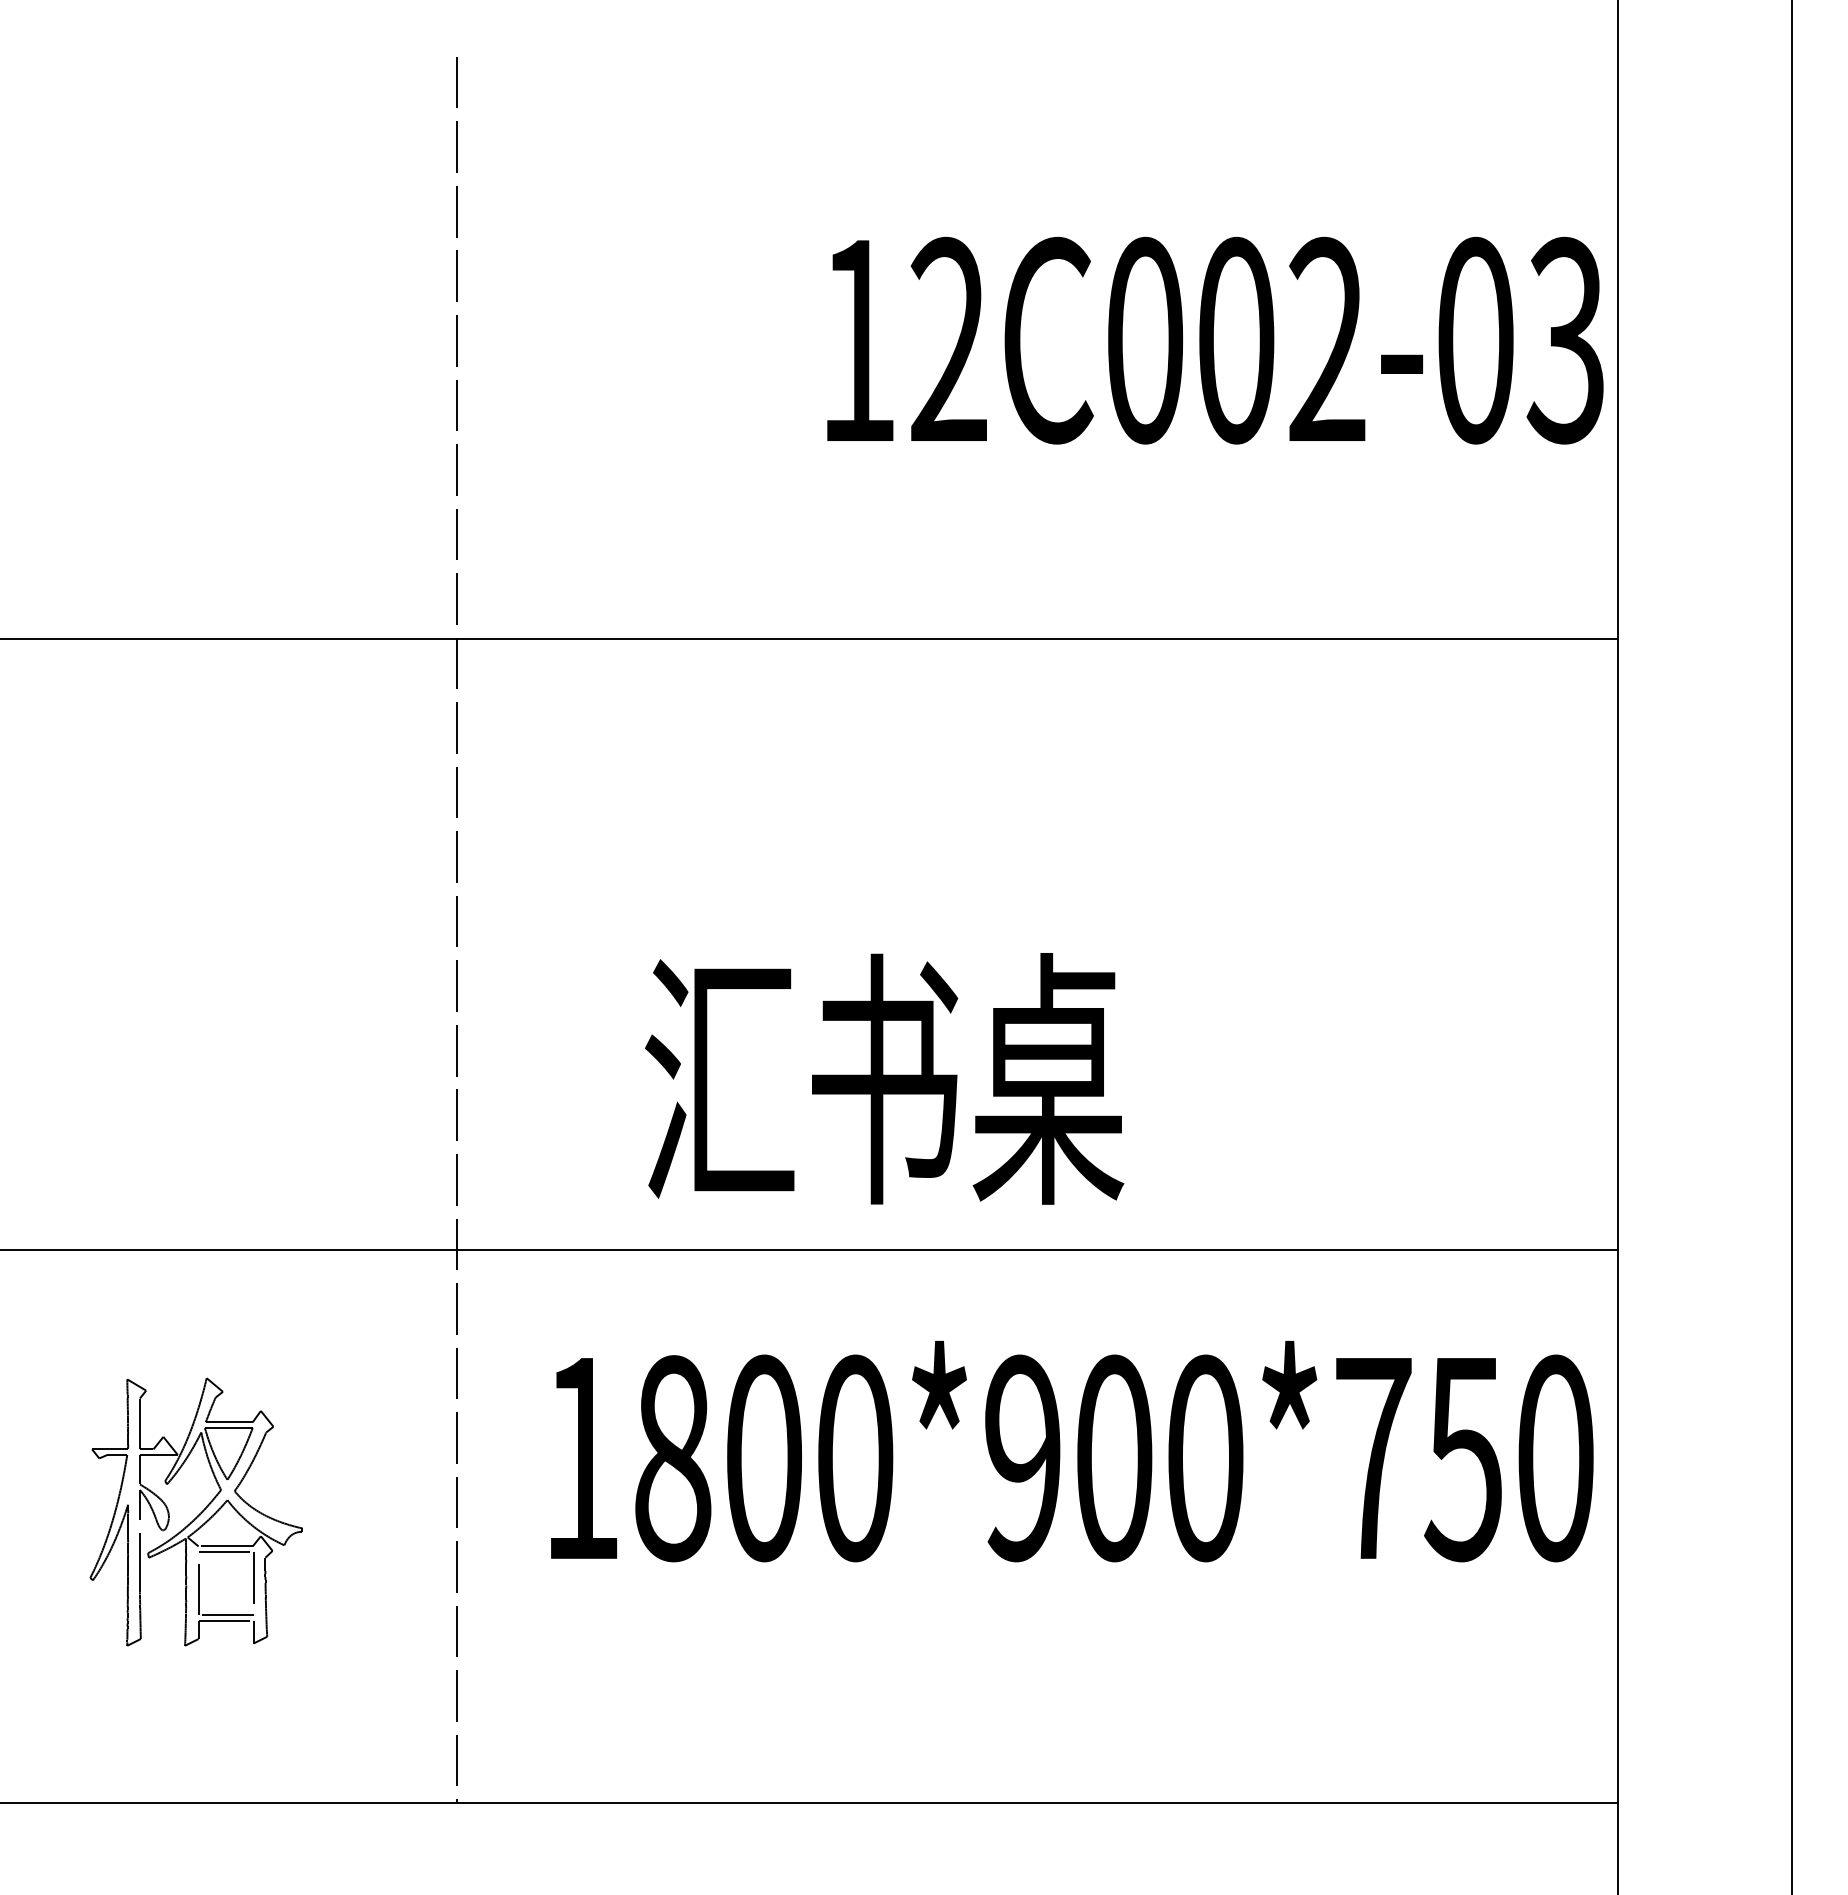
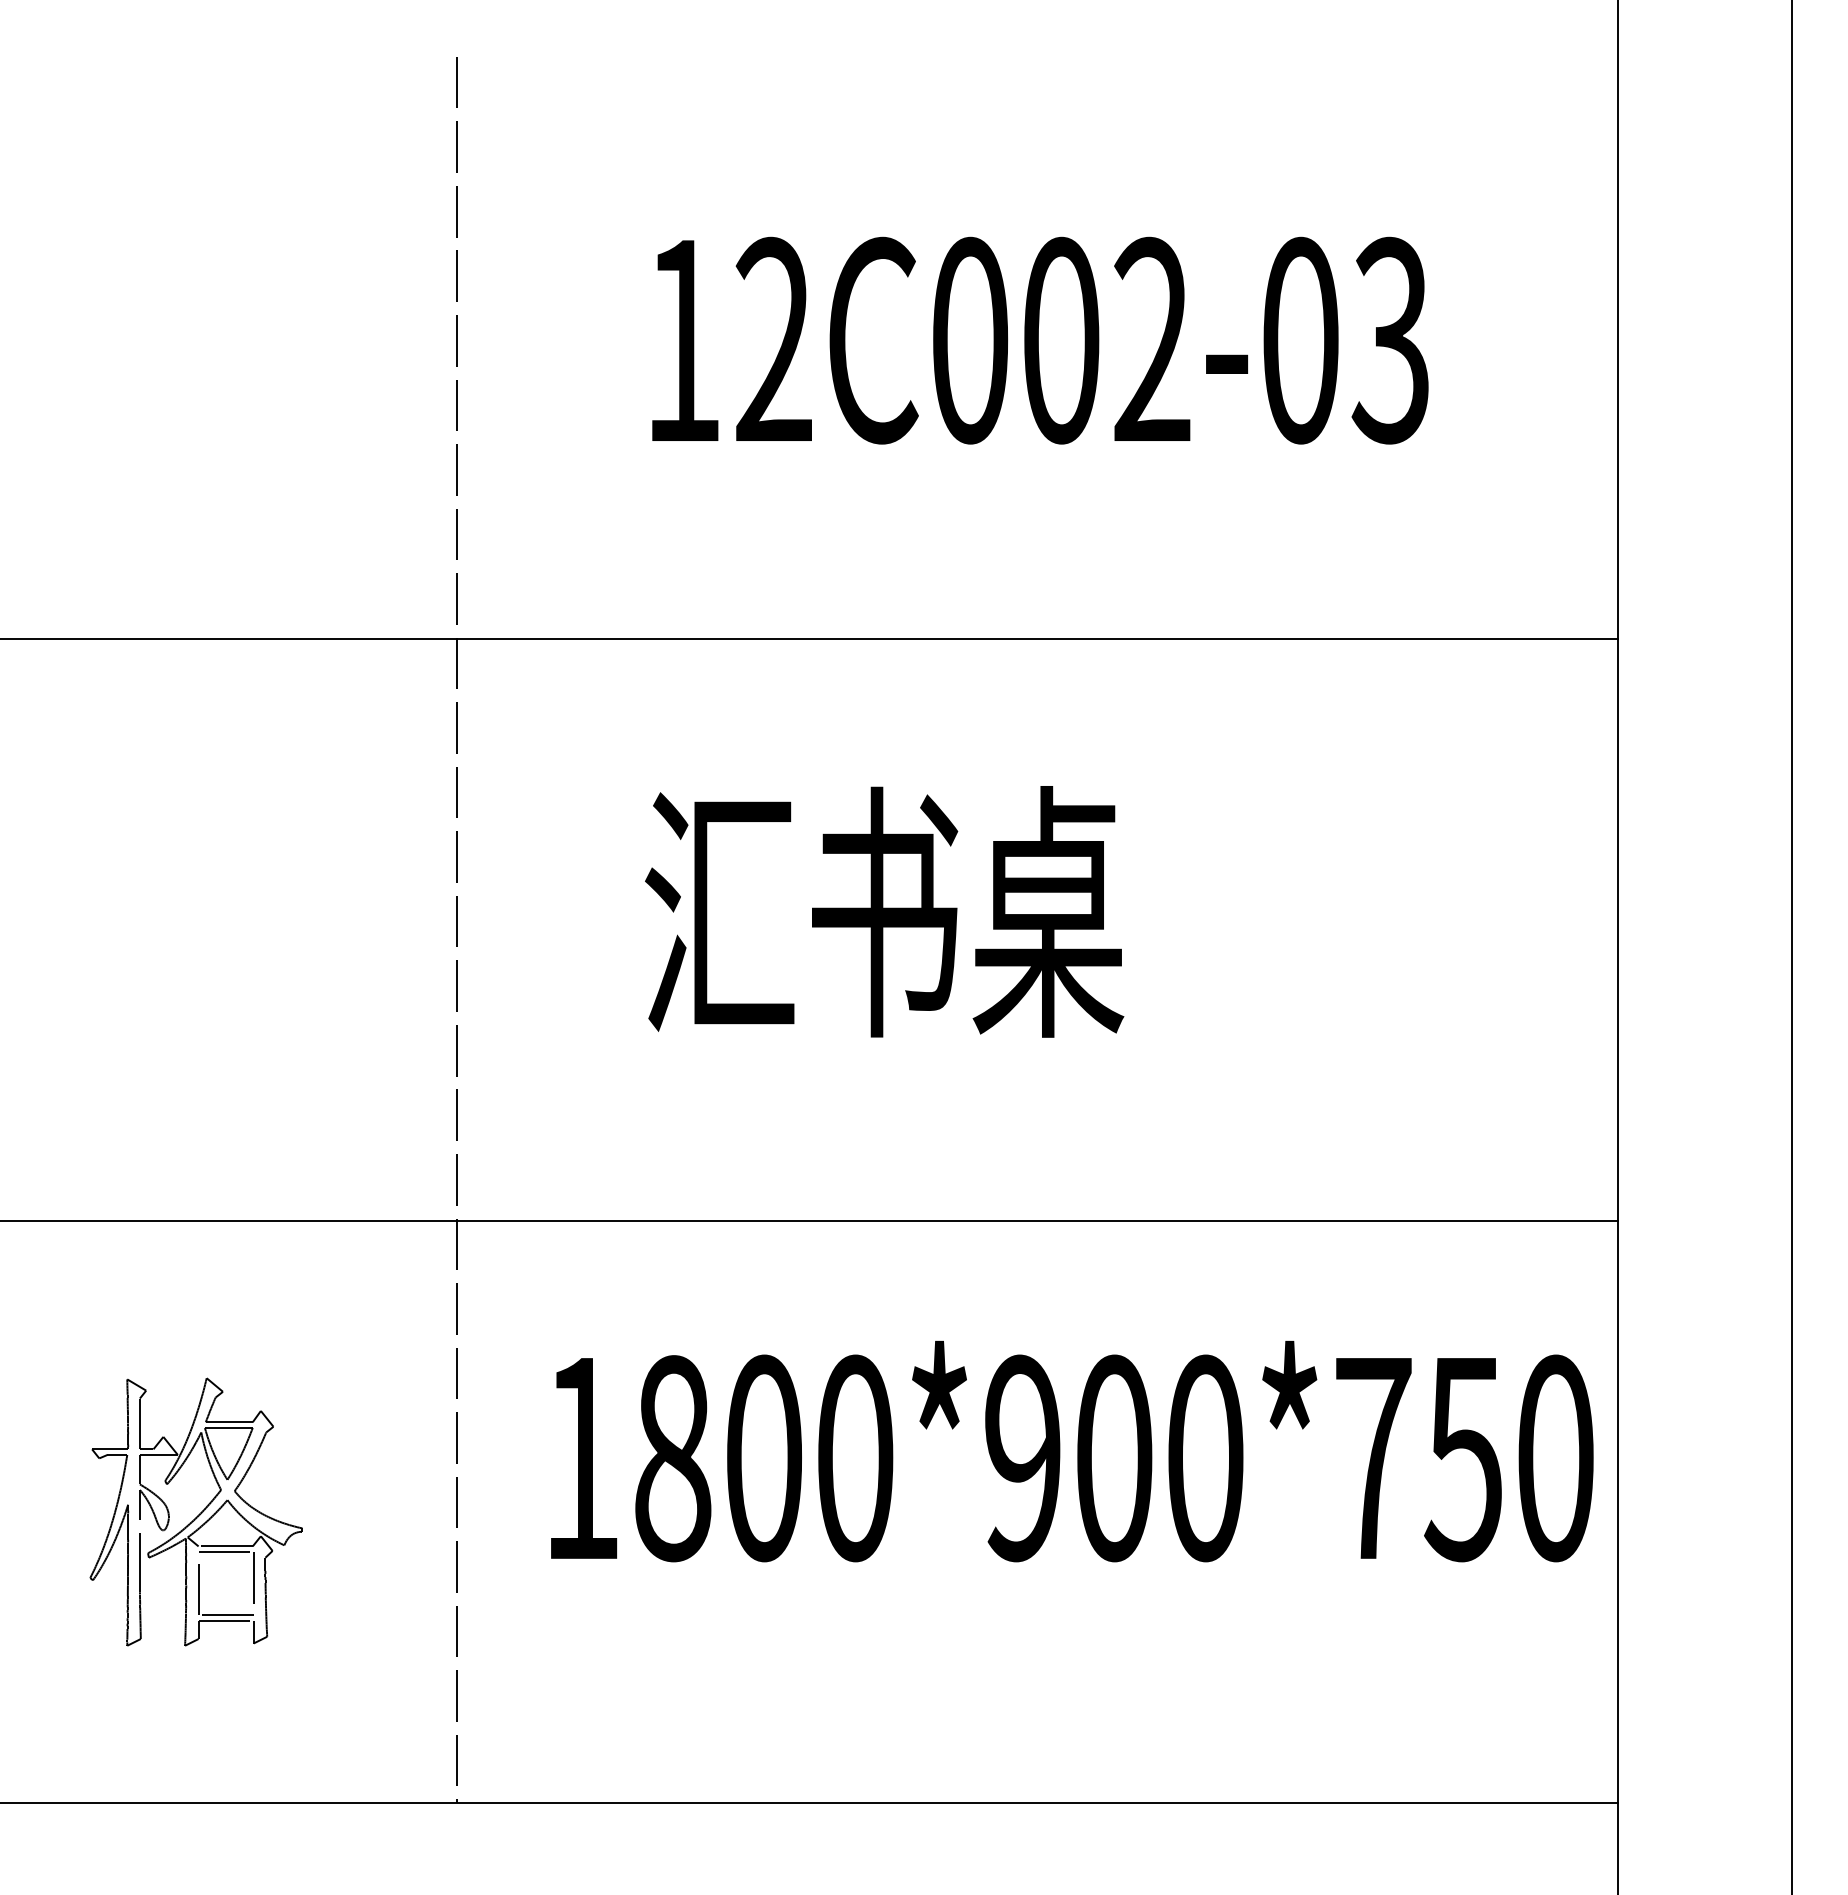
text position: (1215, 340) -> (1040, 340) (1040, 340)
text position: (884, 1078) -> (884, 911) (884, 911)
line position: (810, 1249) -> (810, 1220) (810, 1220)
